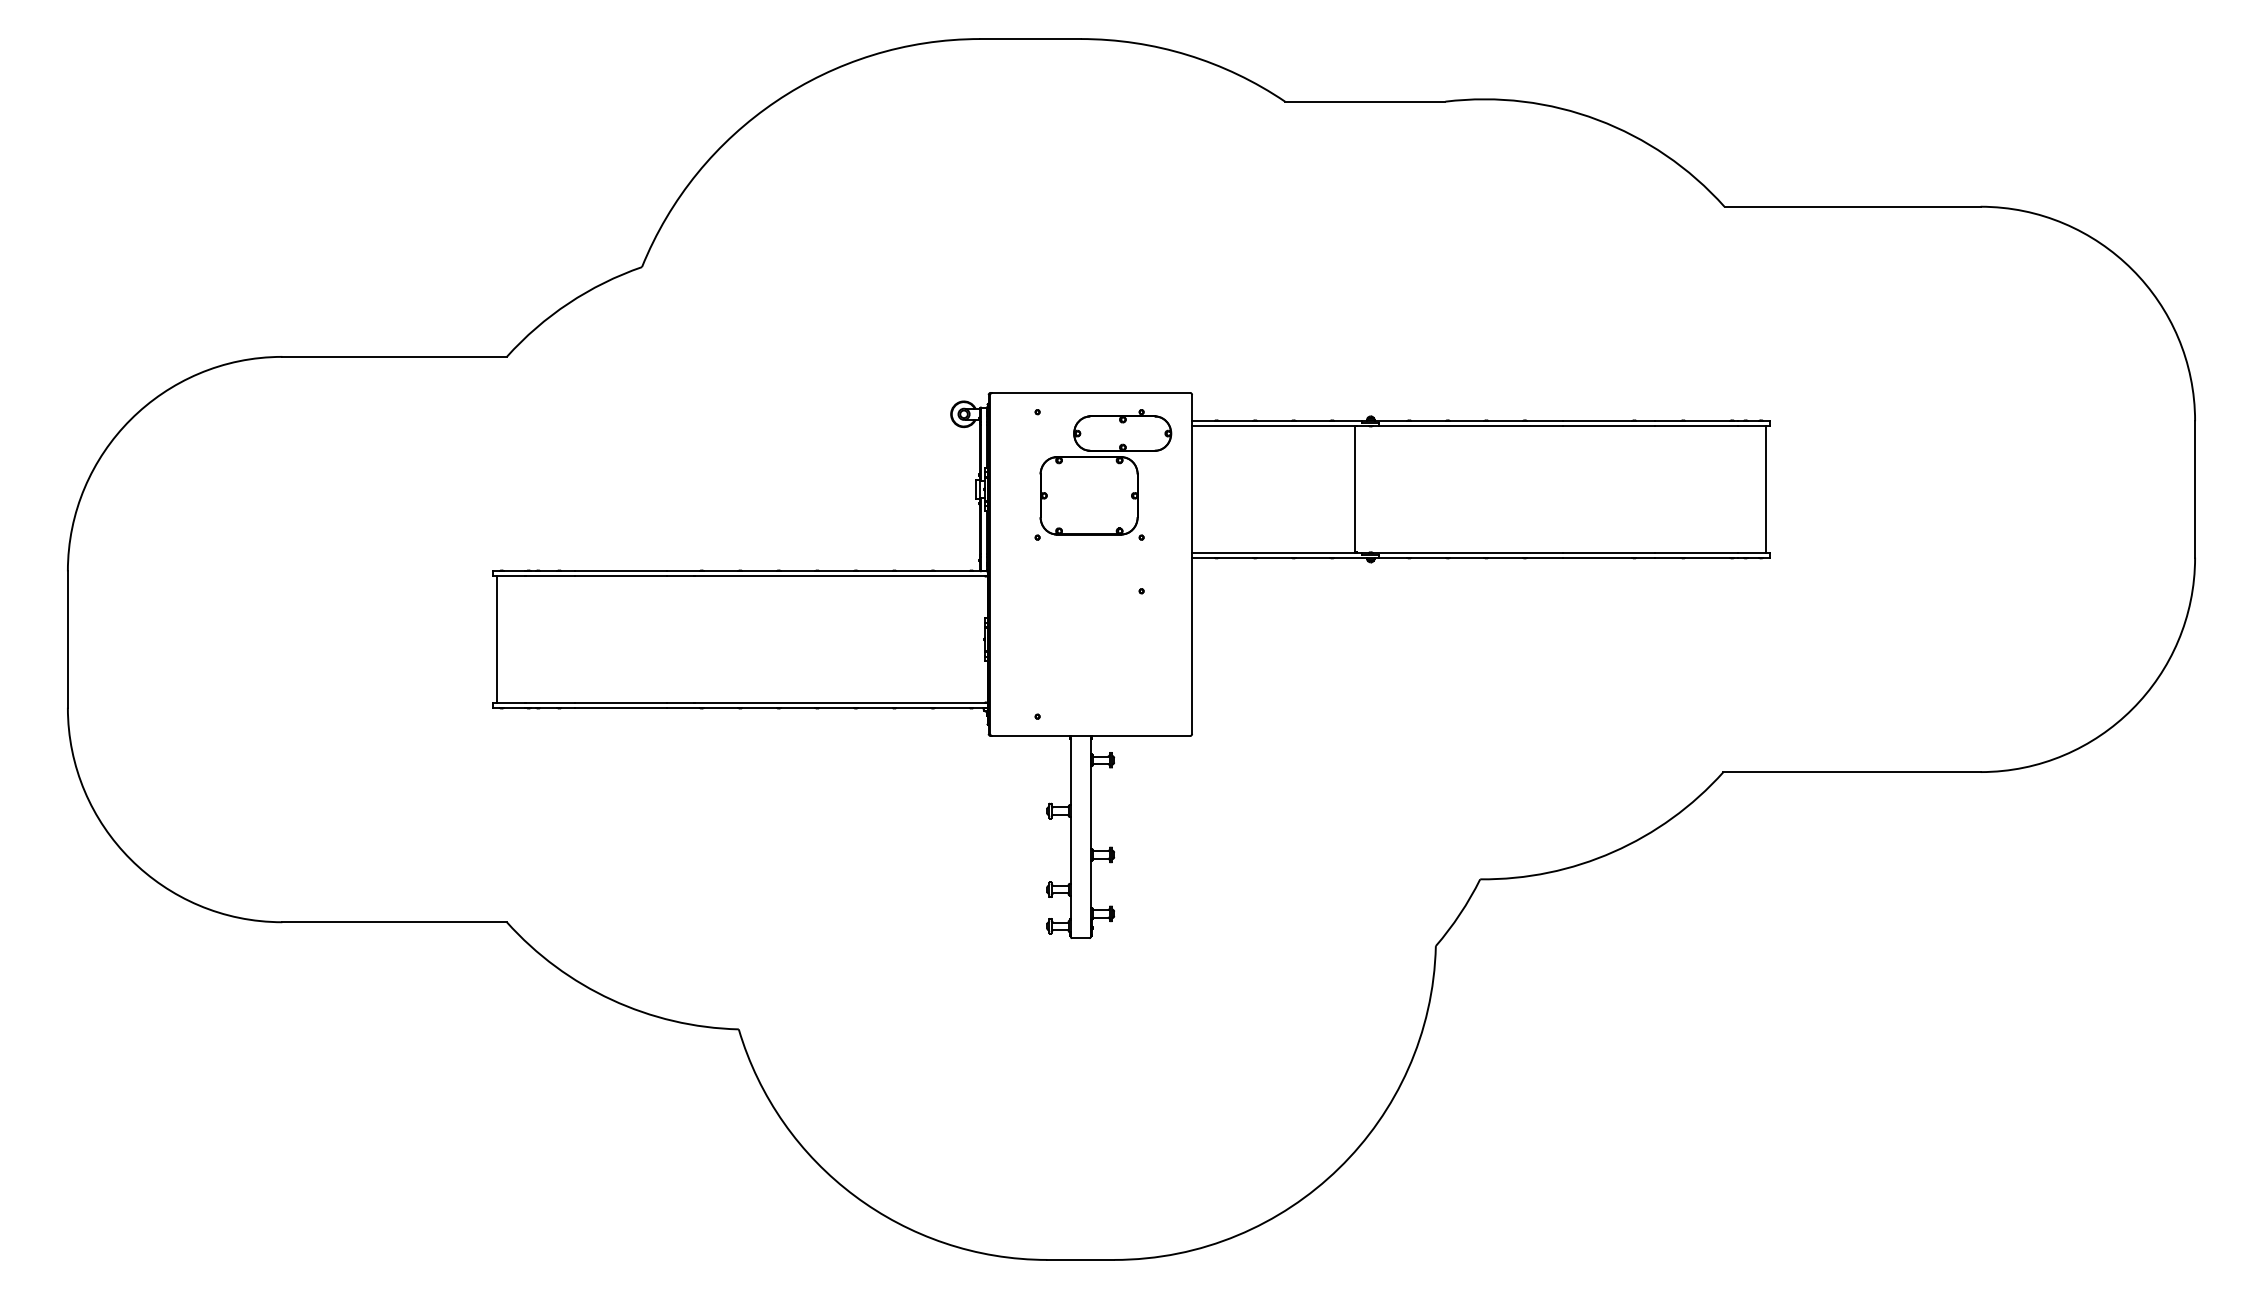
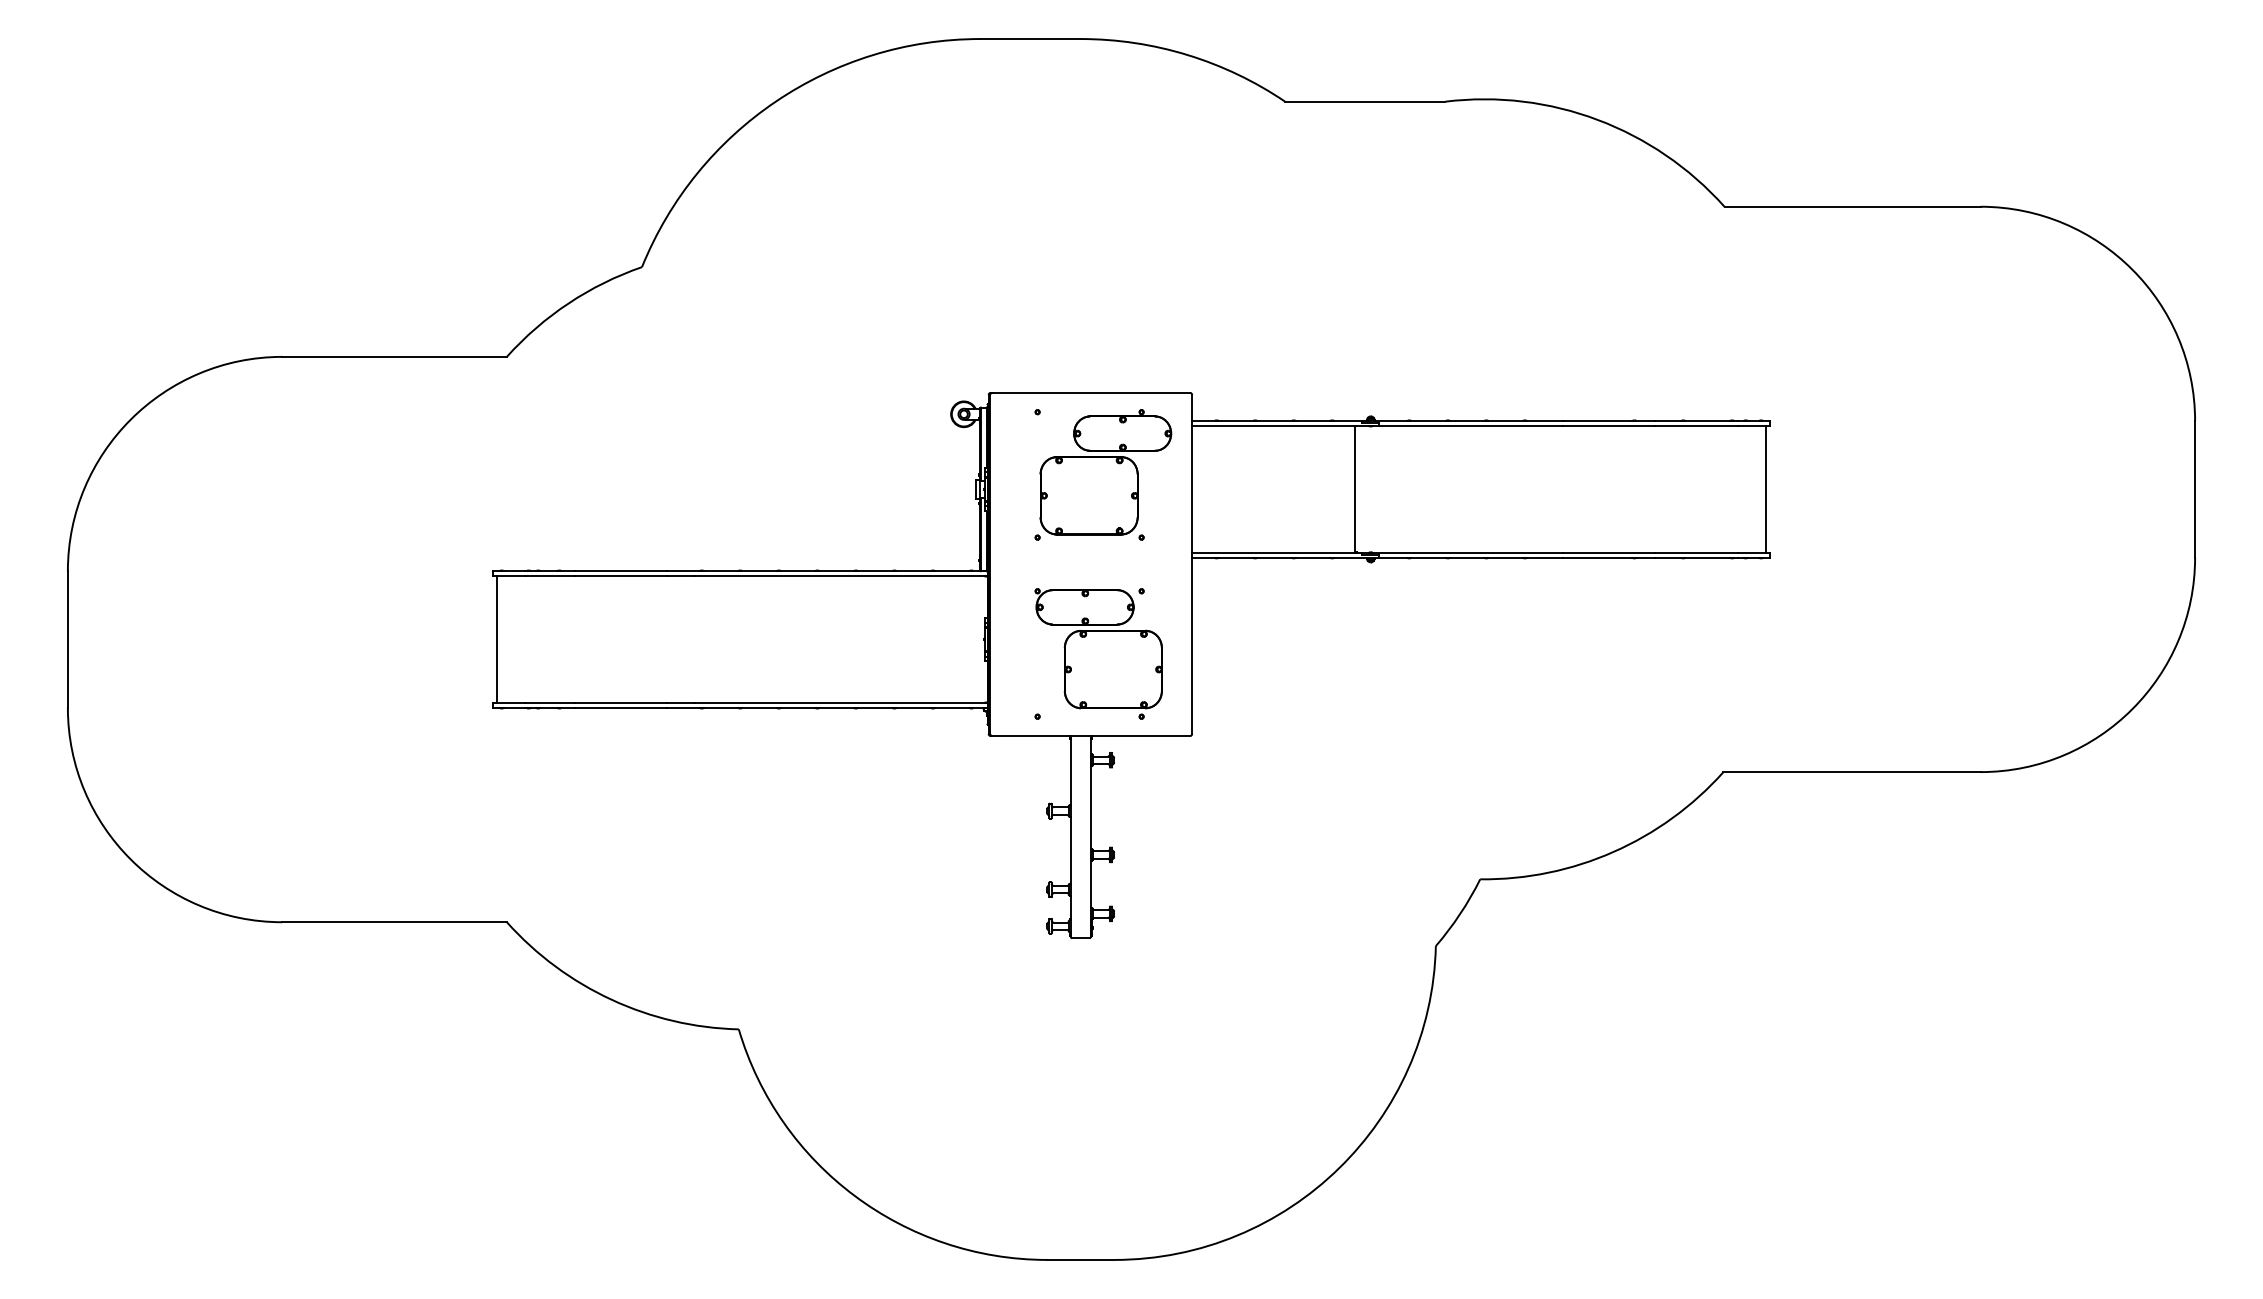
part: none -> present (1098, 653)
